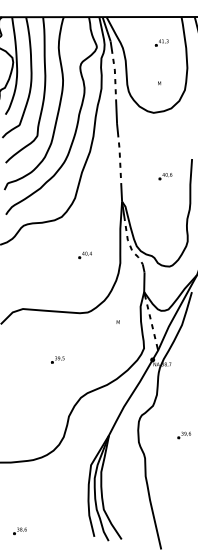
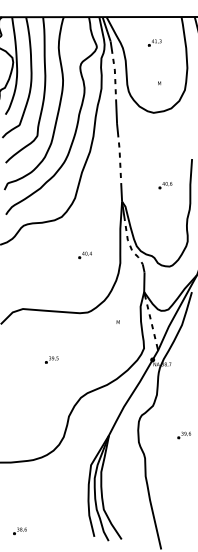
part position: (161, 42) -> (154, 42) (154, 42)
part position: (165, 176) -> (165, 185) (165, 185)
part position: (57, 359) -> (51, 359) (51, 359)
